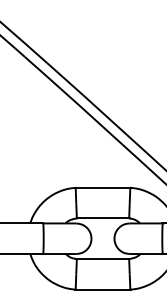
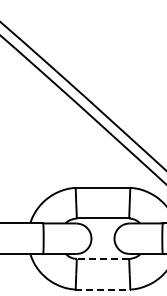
line: solid -> dashed (102, 259)
line: solid -> dashed (103, 289)
